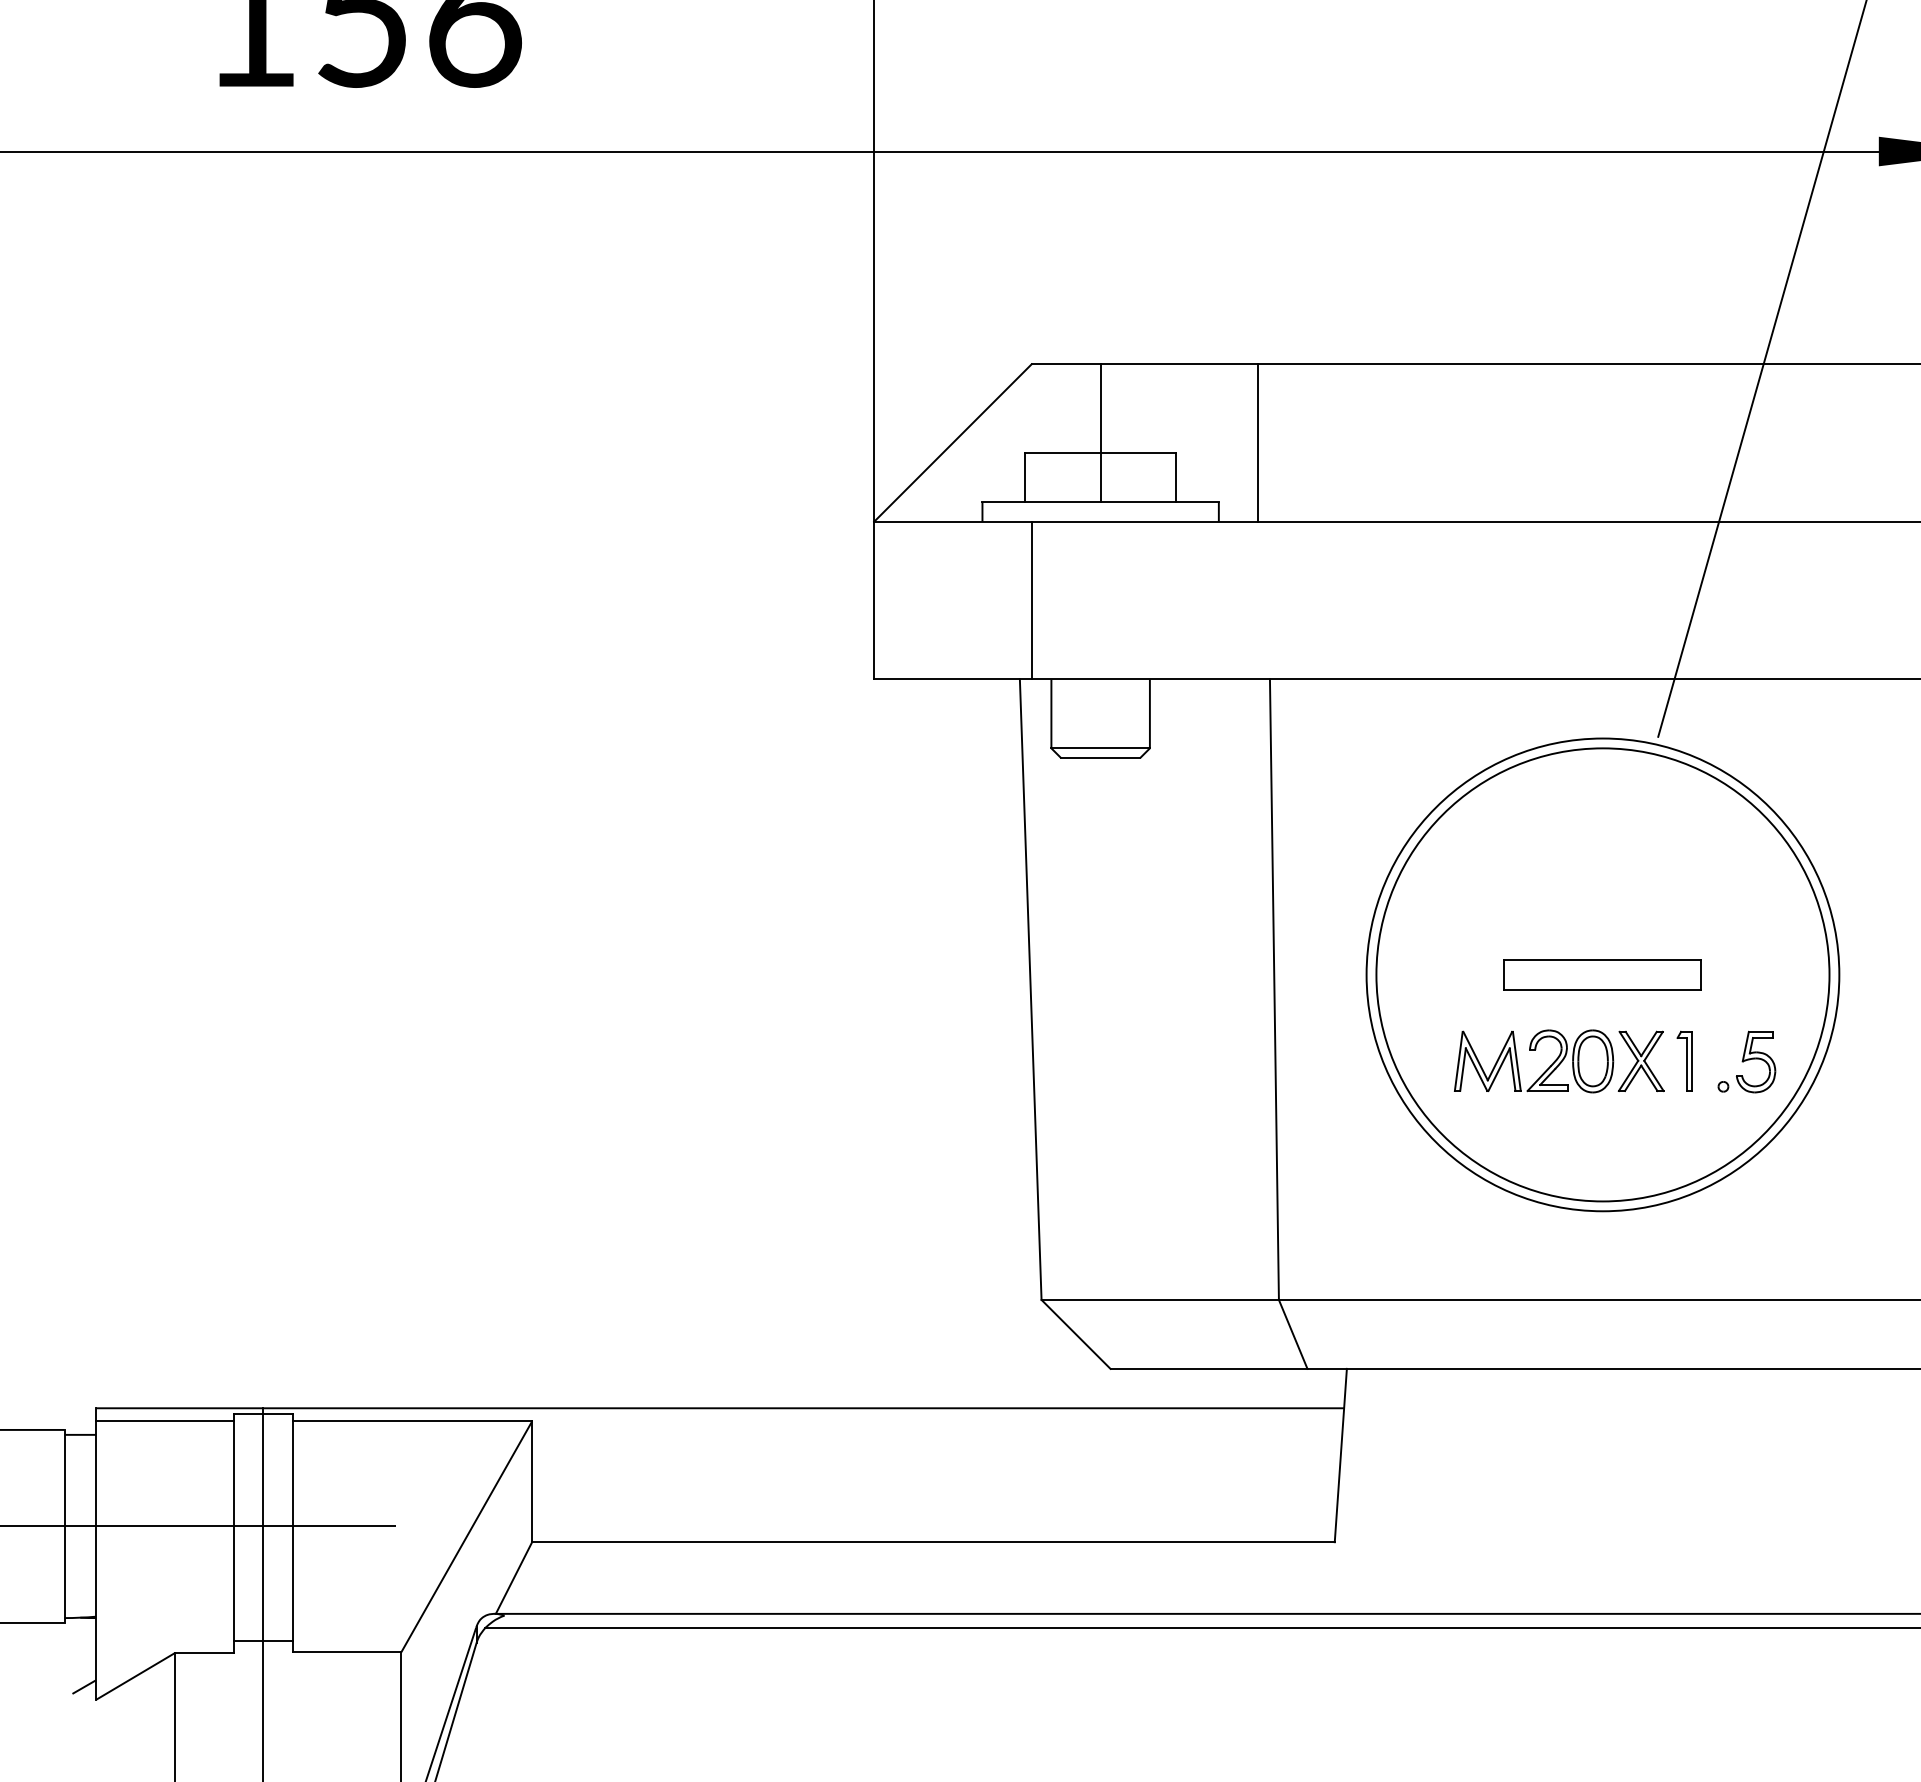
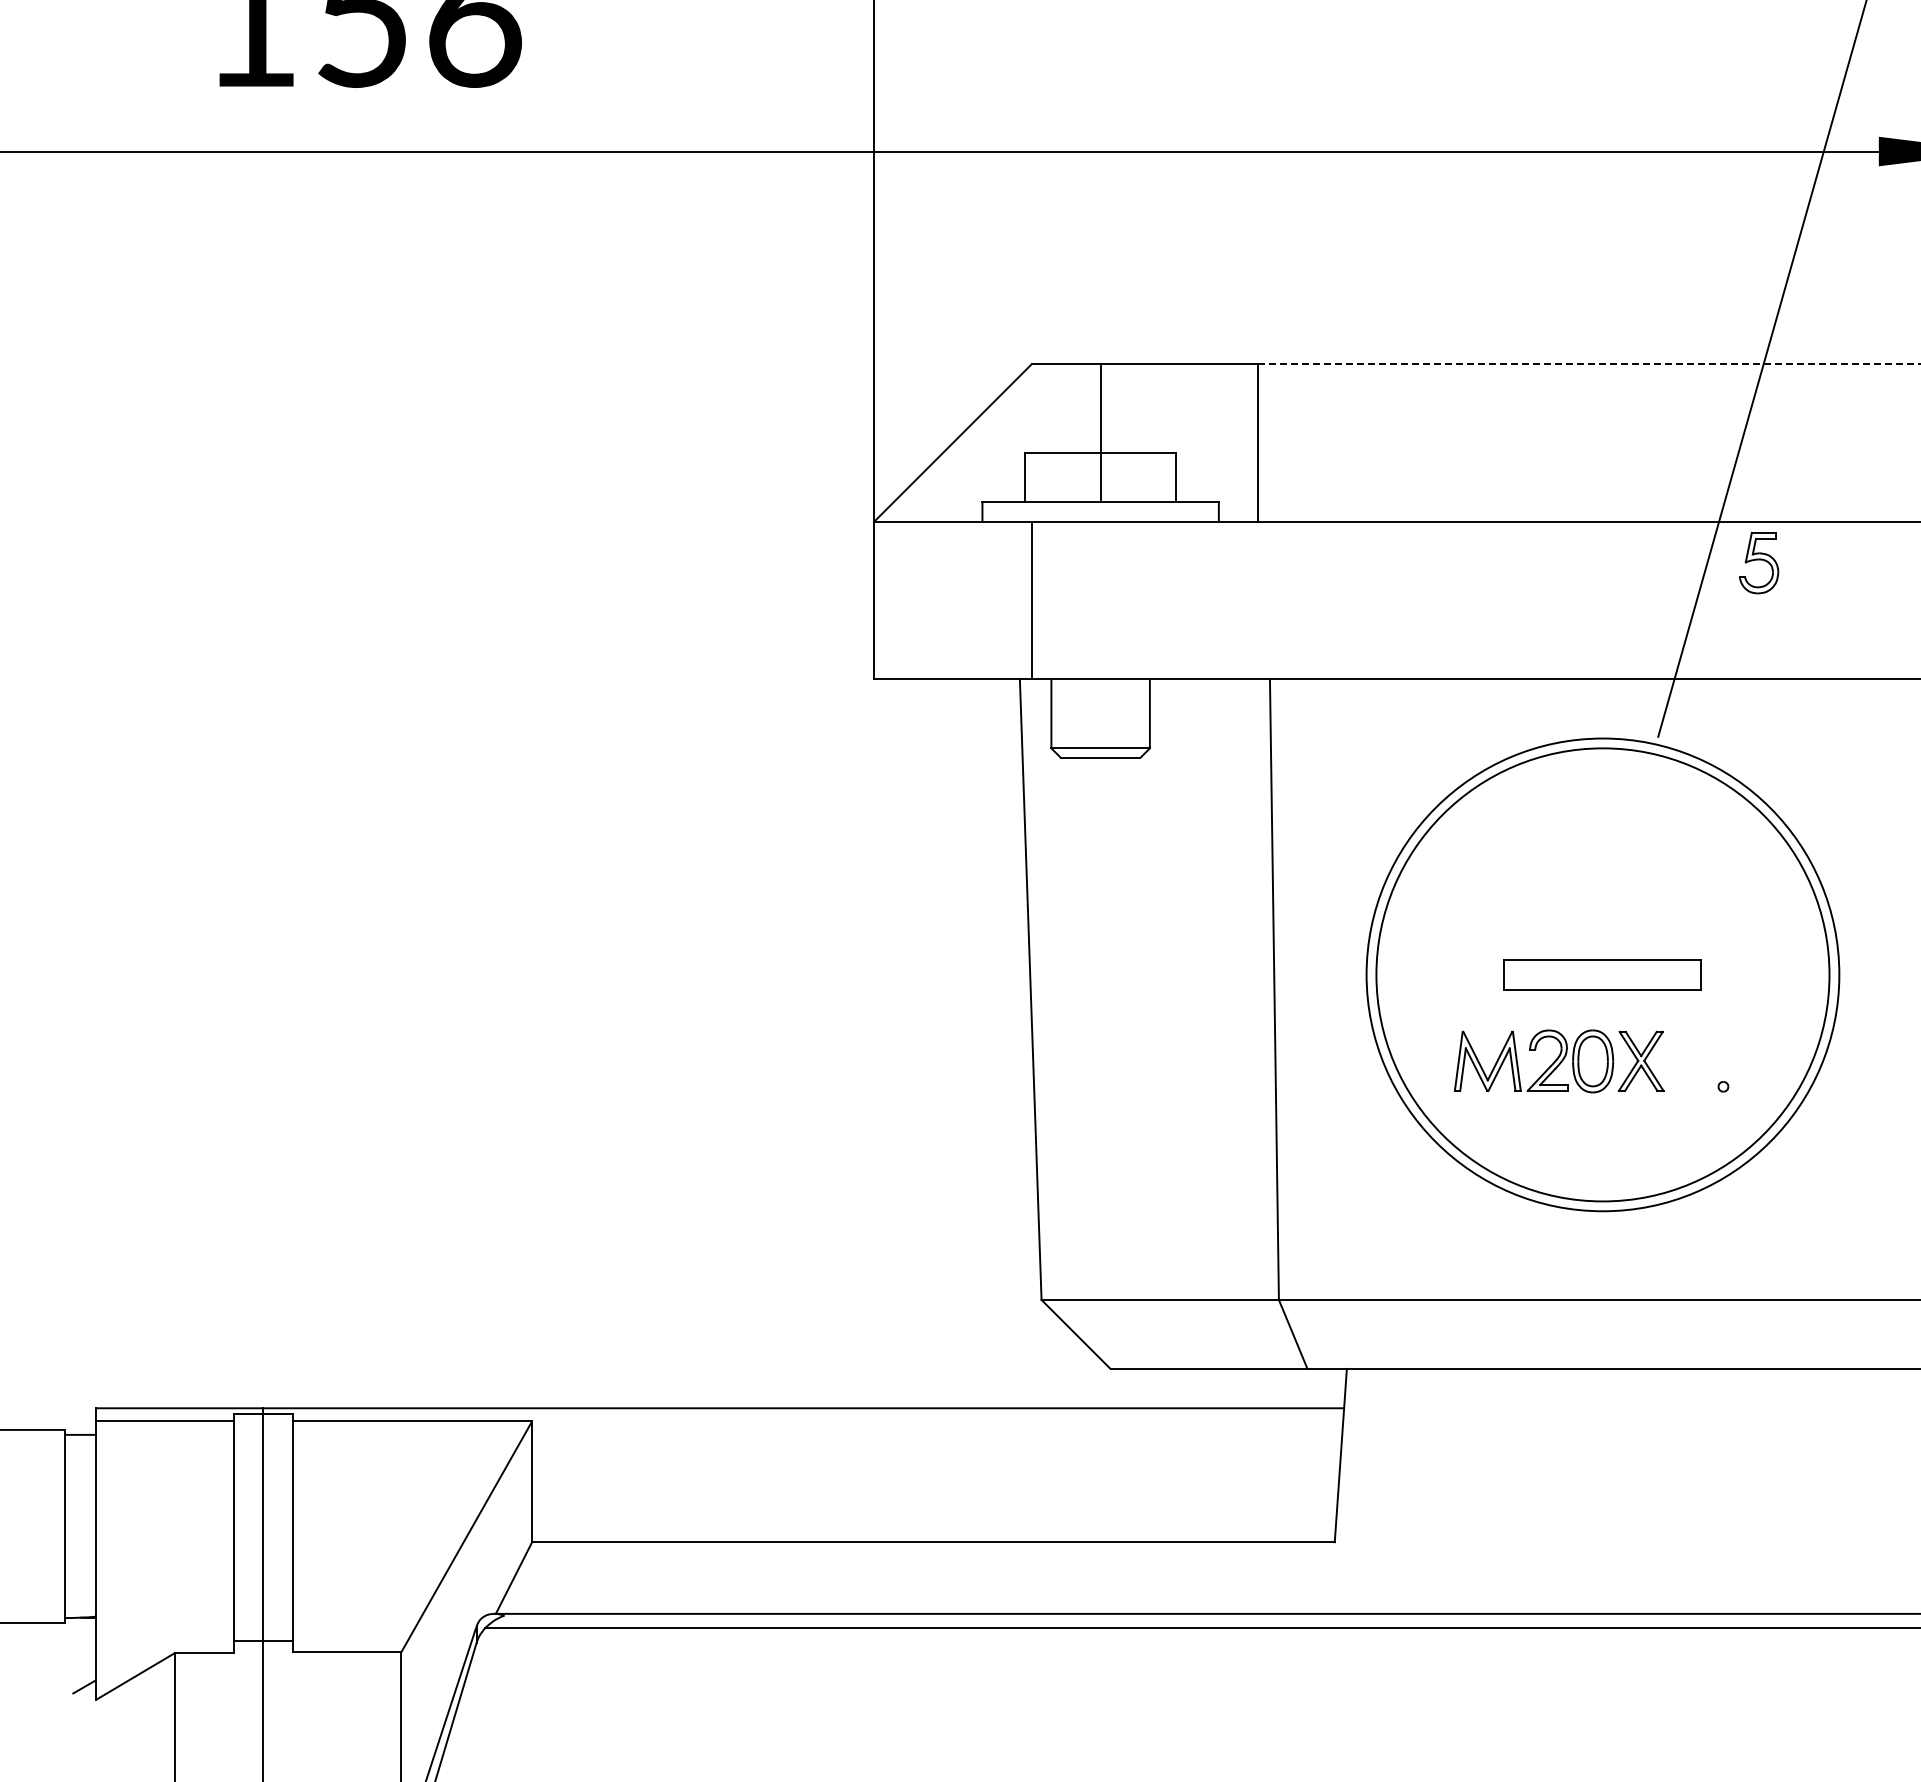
line: solid -> dashed (1590, 364)
part: present -> none (1684, 1060)
part position: (1756, 1061) -> (1759, 562) (1759, 562)
line: present -> none (198, 1526)
